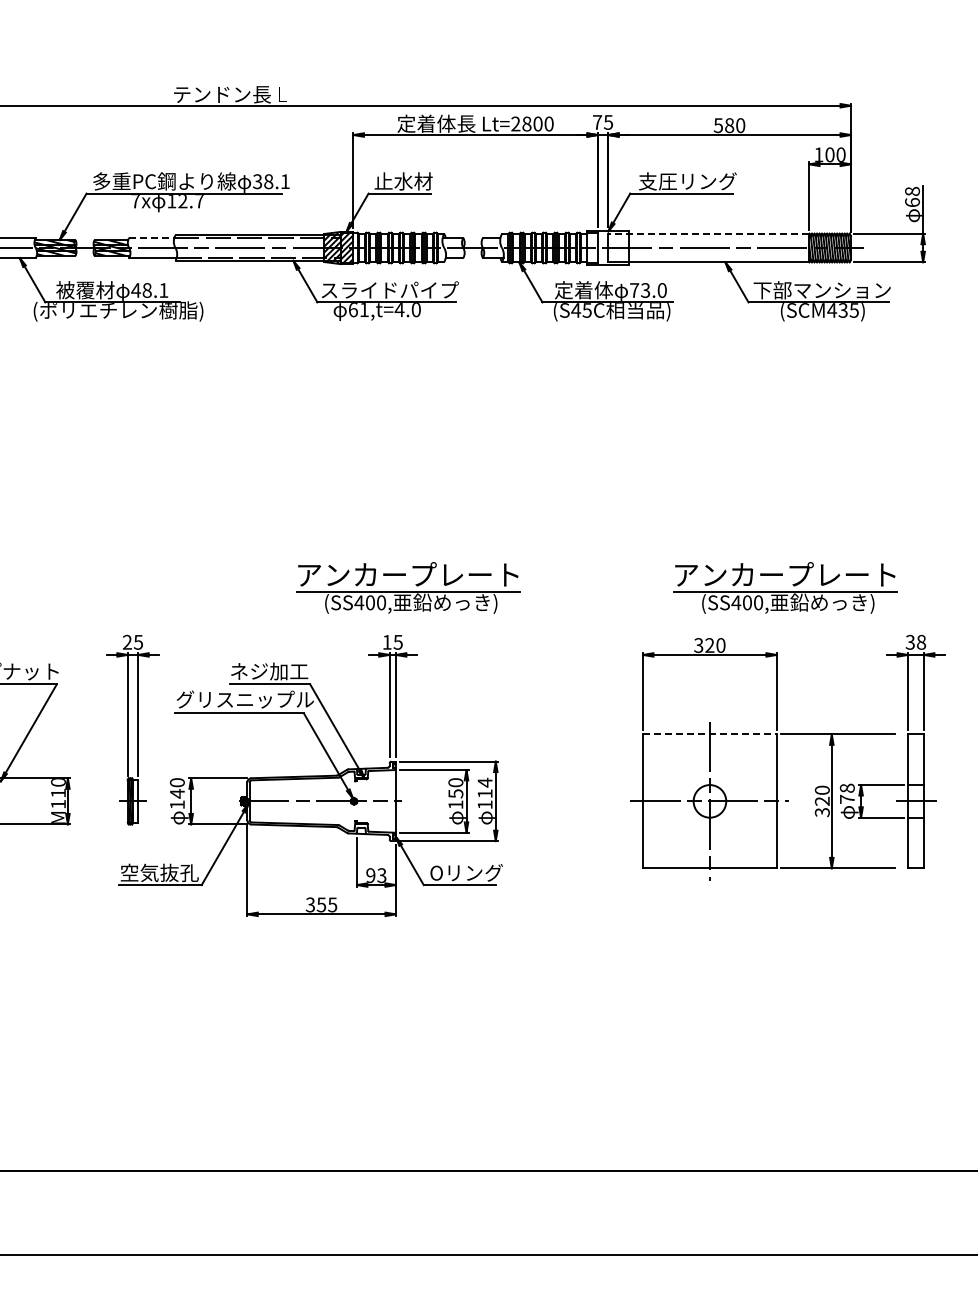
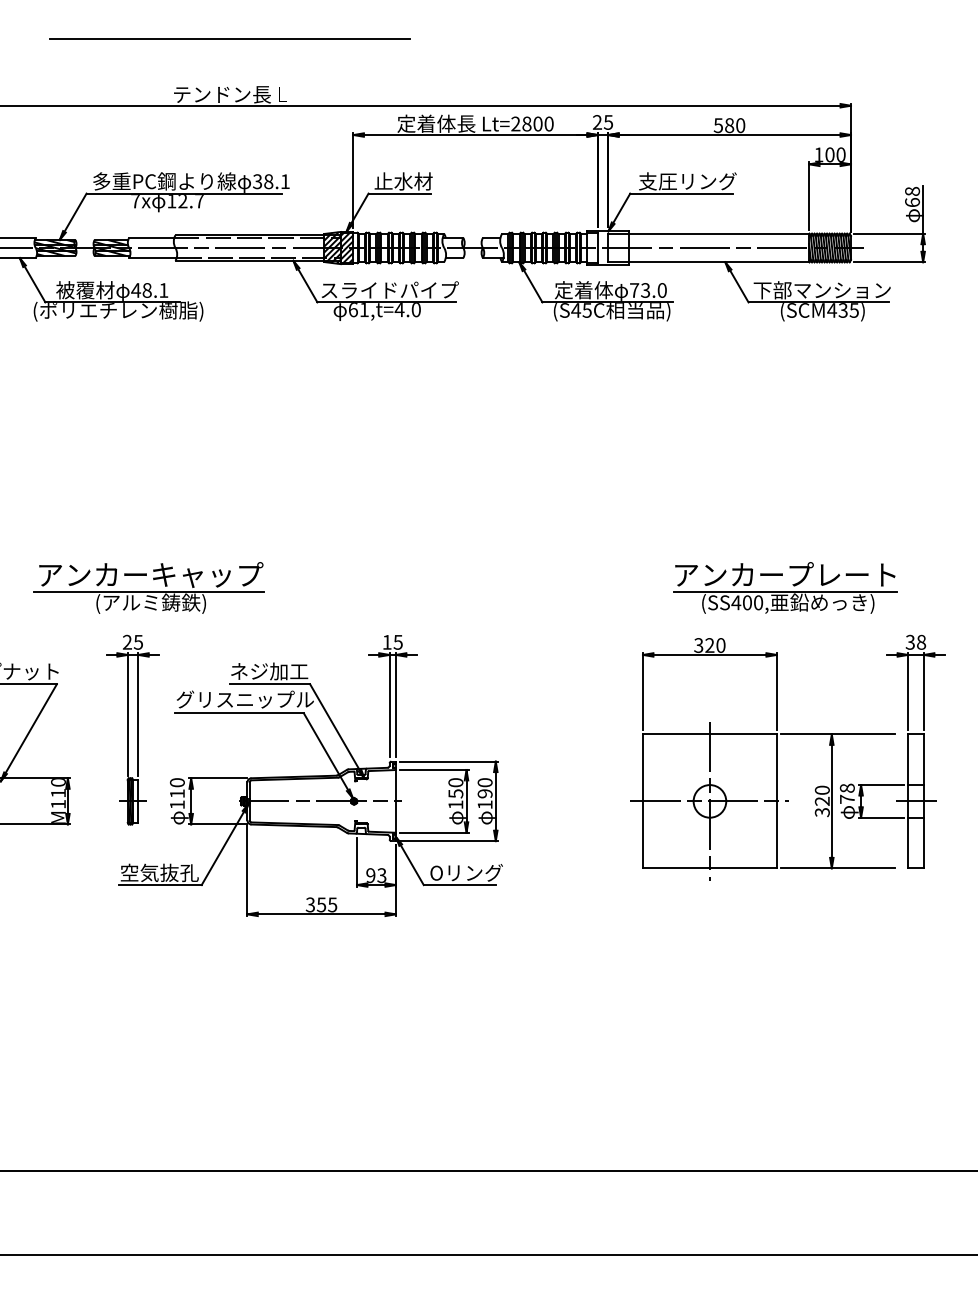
line: none -> present (230, 38)
text: 75 -> 25 (597, 122)
line: dashed -> solid (708, 233)
line: dashed -> solid (151, 237)
part: none -> present (148, 587)
part: present -> none (408, 587)
line: dashed -> solid (709, 734)
text: 114 -> 190 (484, 787)
text: 140 -> 110 (177, 793)
